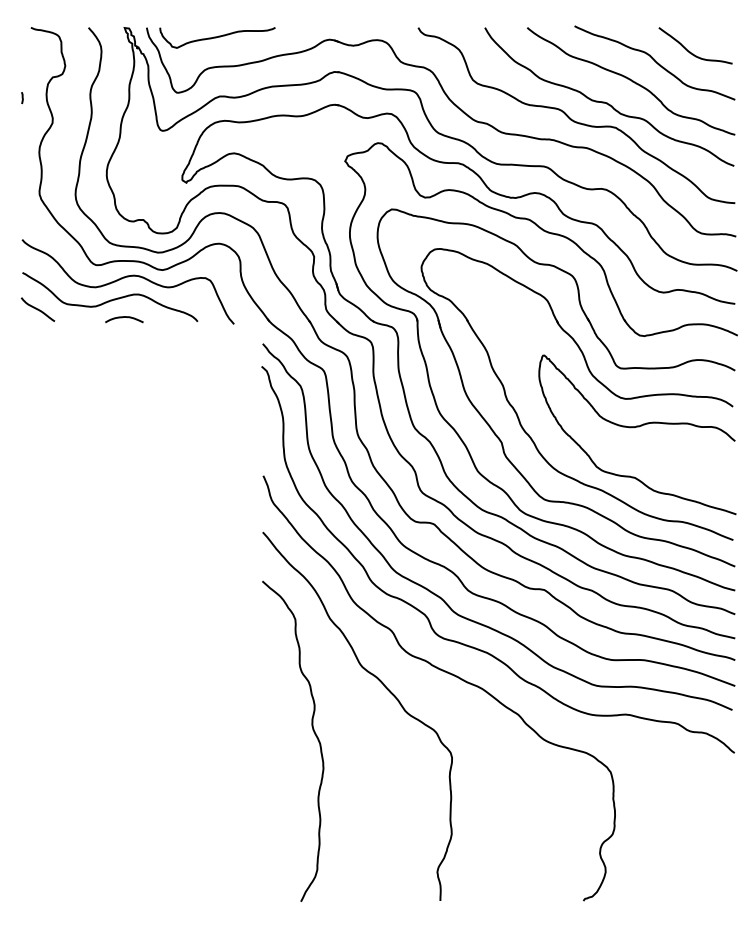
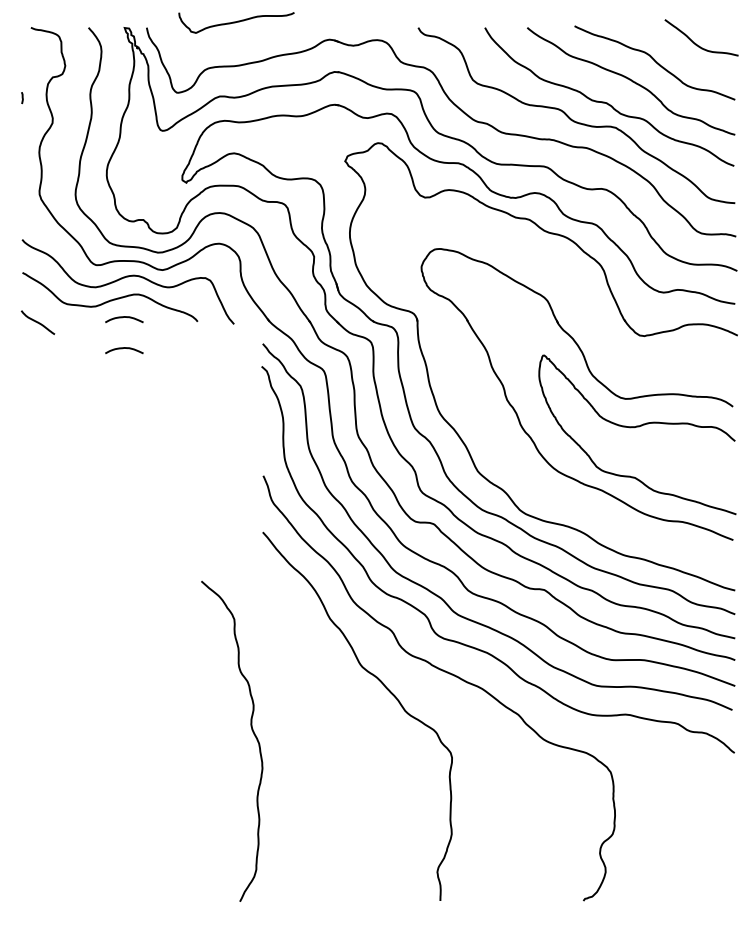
curve position: (217, 37) -> (236, 22) (236, 22)
curve position: (689, 50) -> (695, 42) (695, 42)
curve position: (38, 309) -> (38, 322) (38, 322)
curve: none -> present (124, 348)
part: present -> none (611, 358)
curve position: (312, 730) -> (251, 730) (251, 730)
